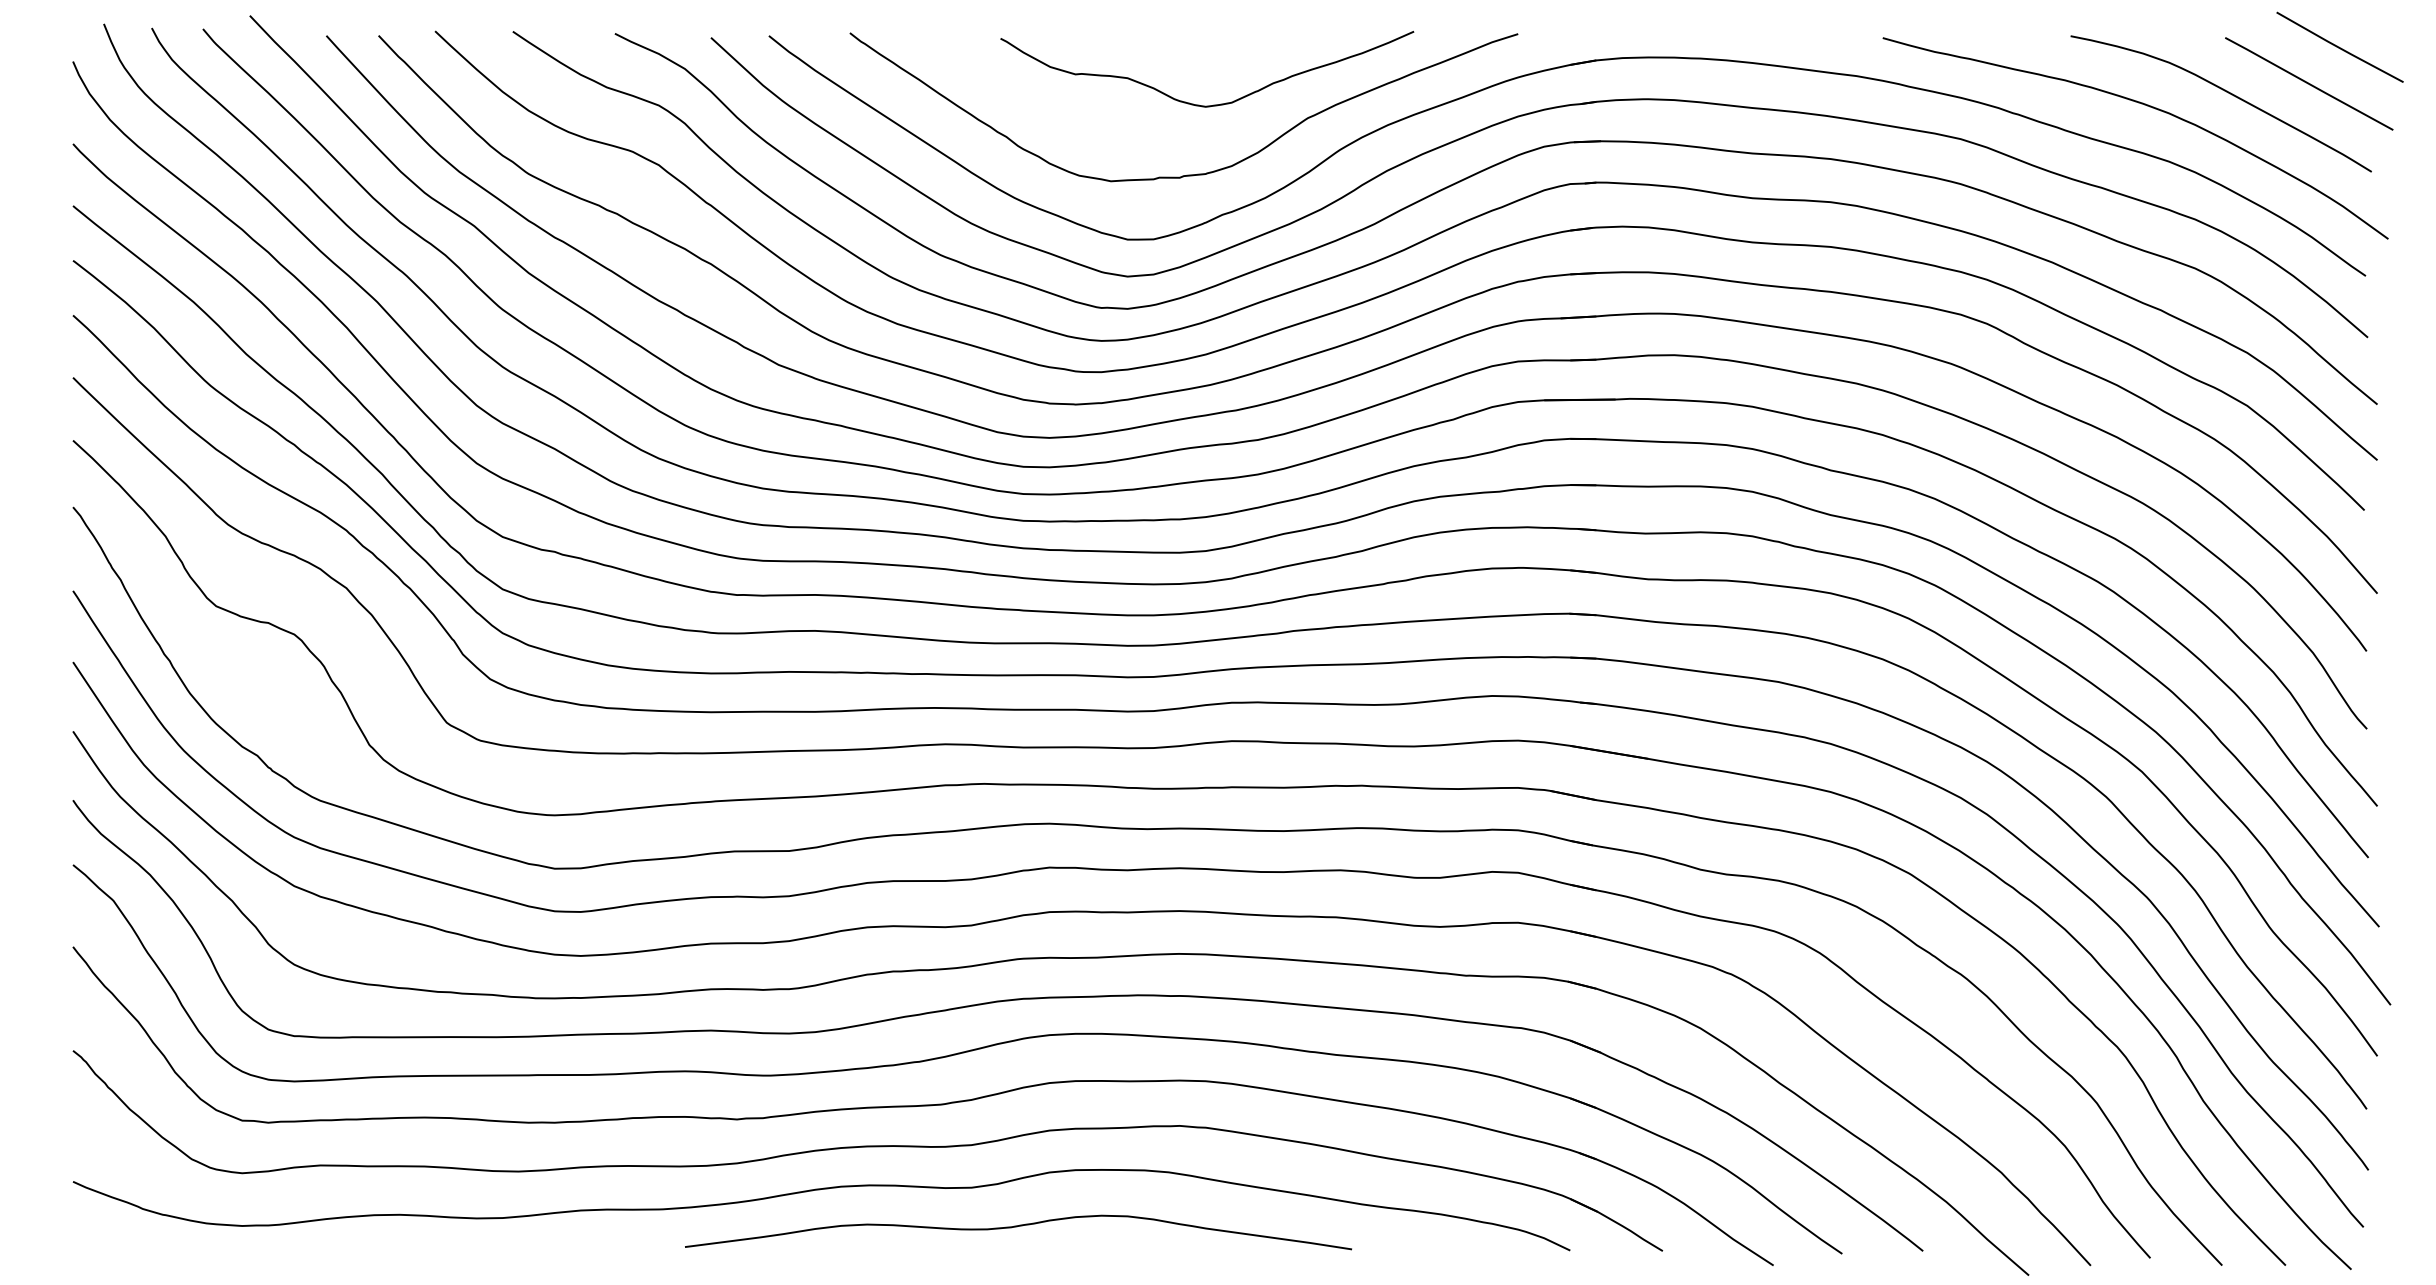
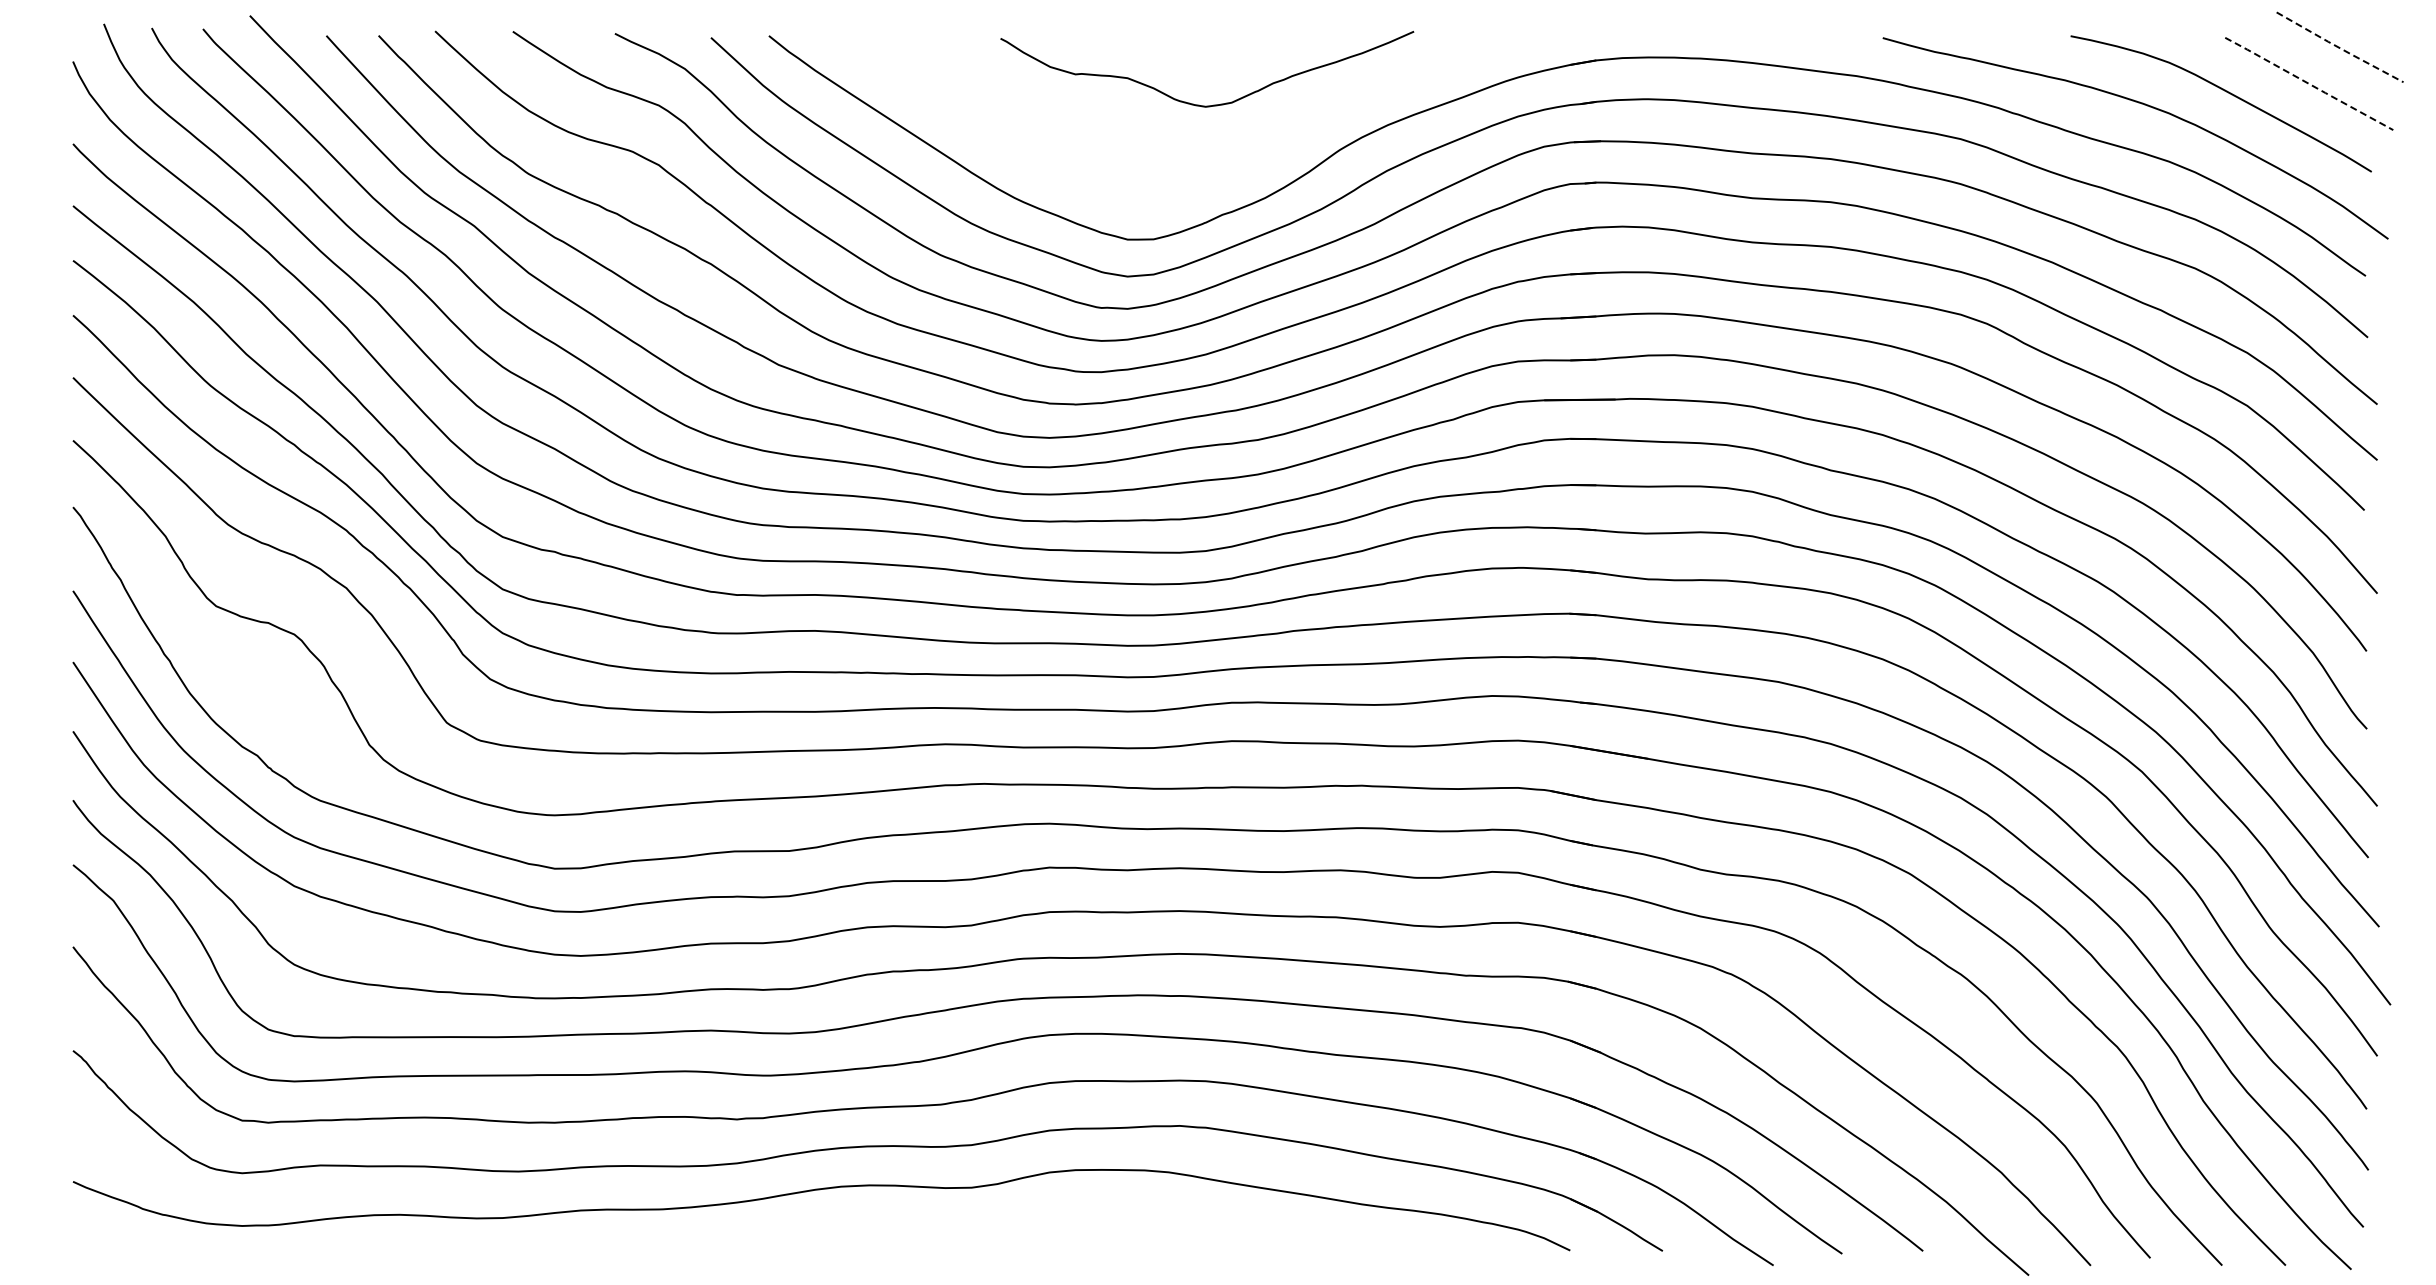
line: solid -> dashed (2340, 48)
line: solid -> dashed (2308, 83)
curve: present -> none (1187, 174)
curve: present -> none (1017, 1227)
